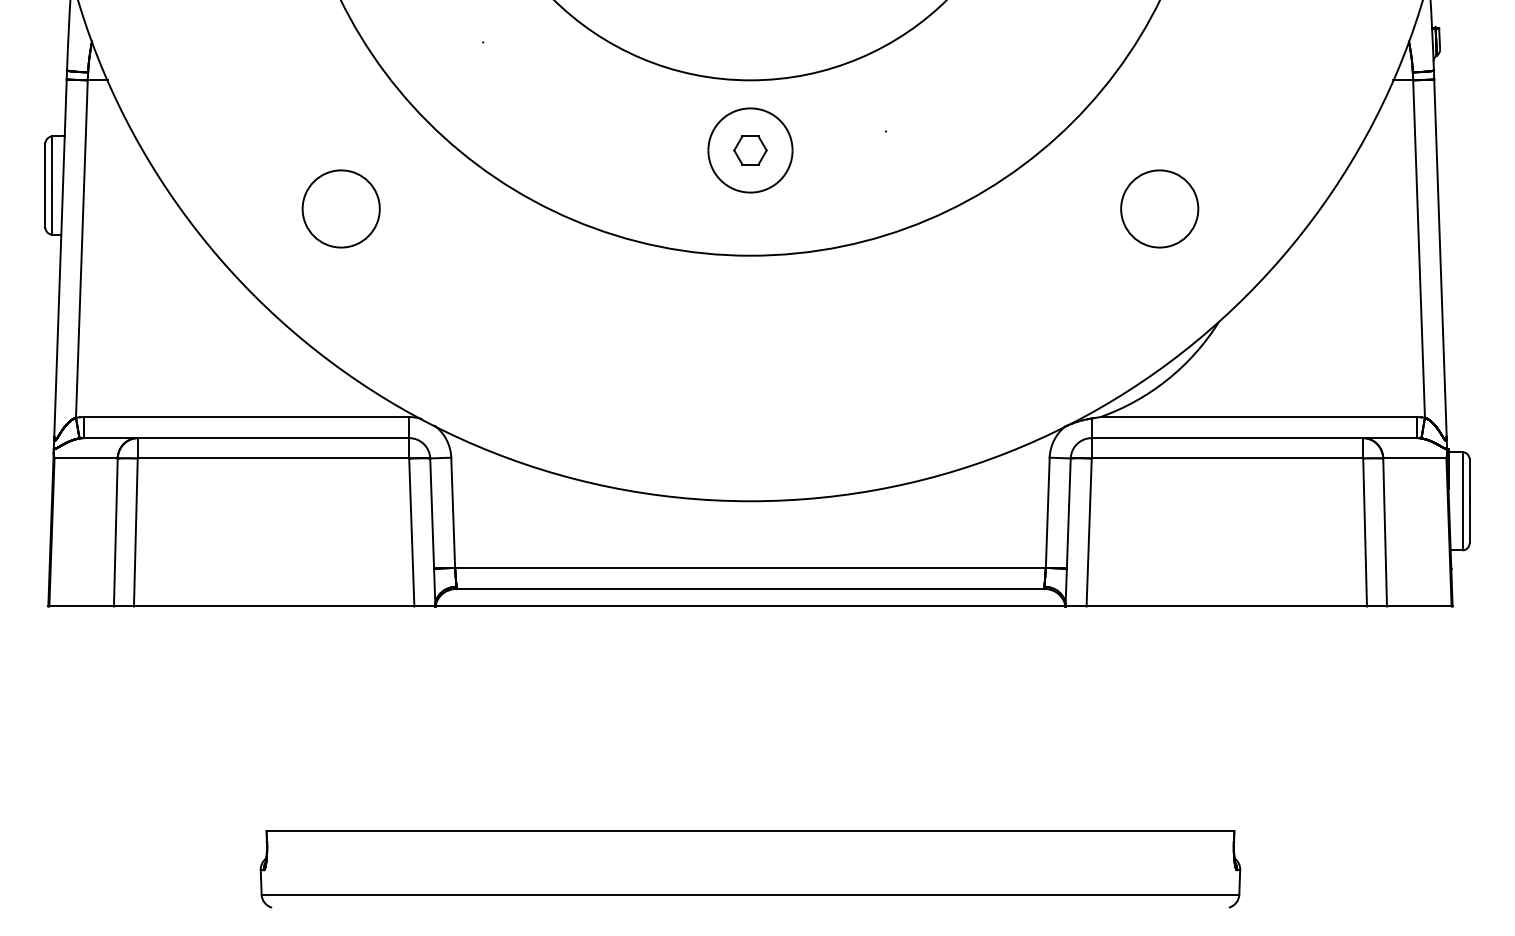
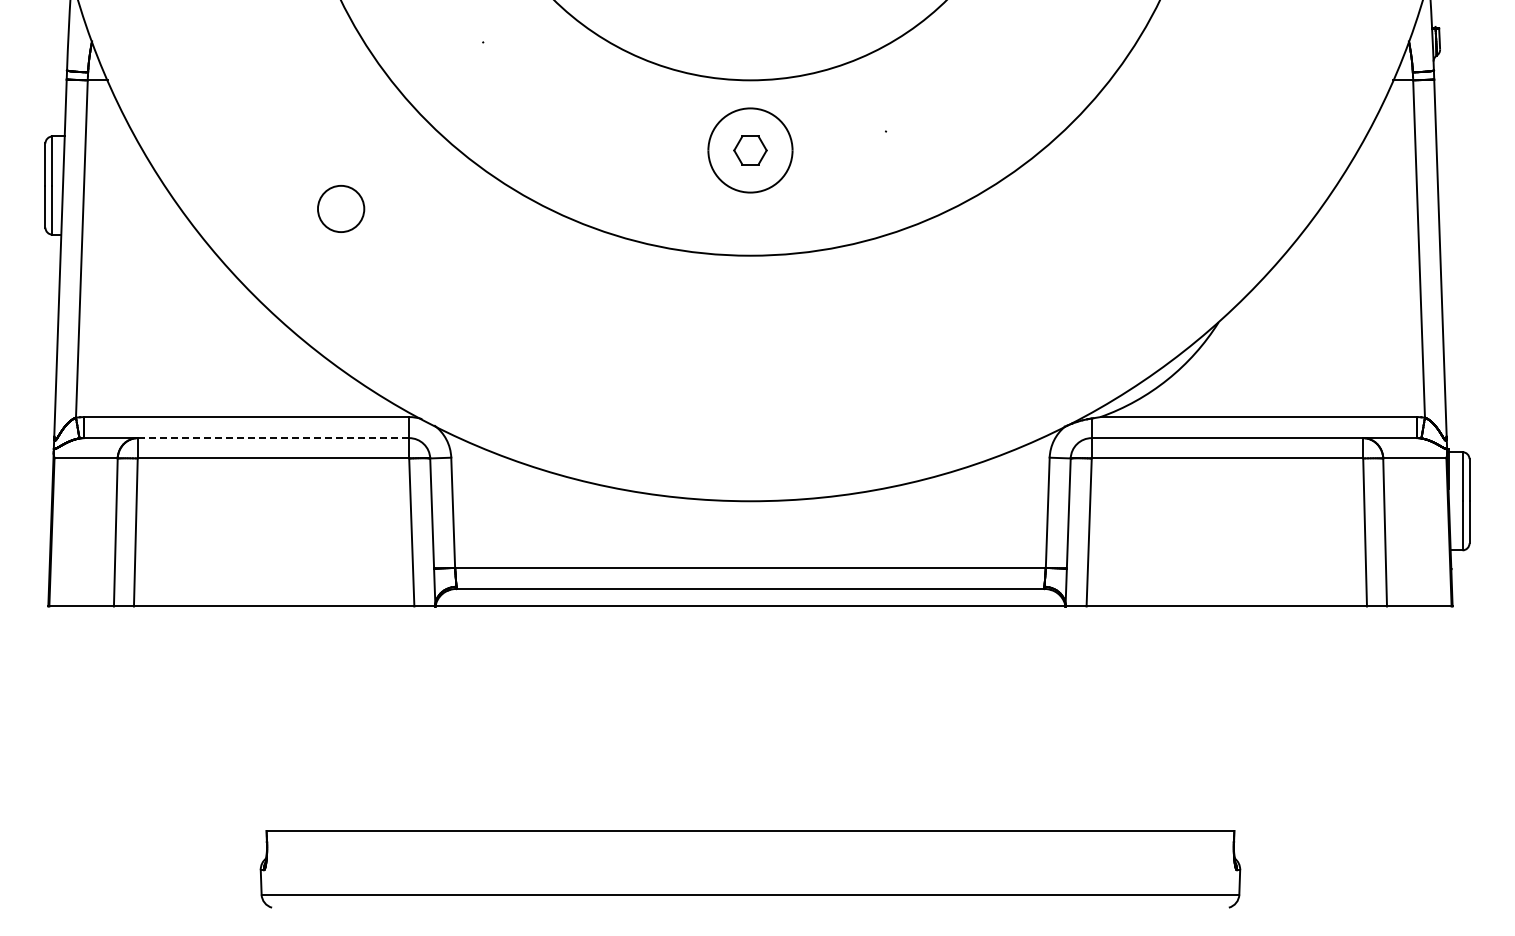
part size: 80x80 px -> 49x48 px (341, 208)
part: present -> none (1159, 208)
line: solid -> dashed (273, 438)
